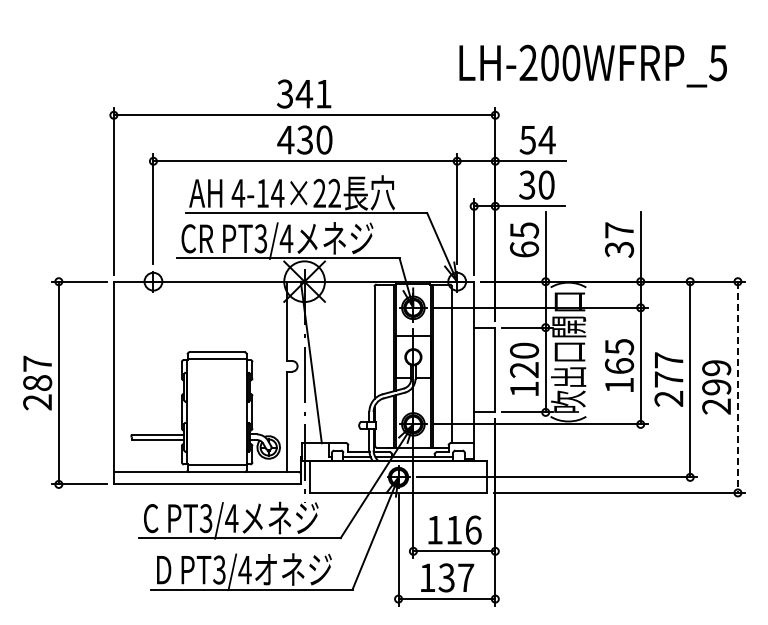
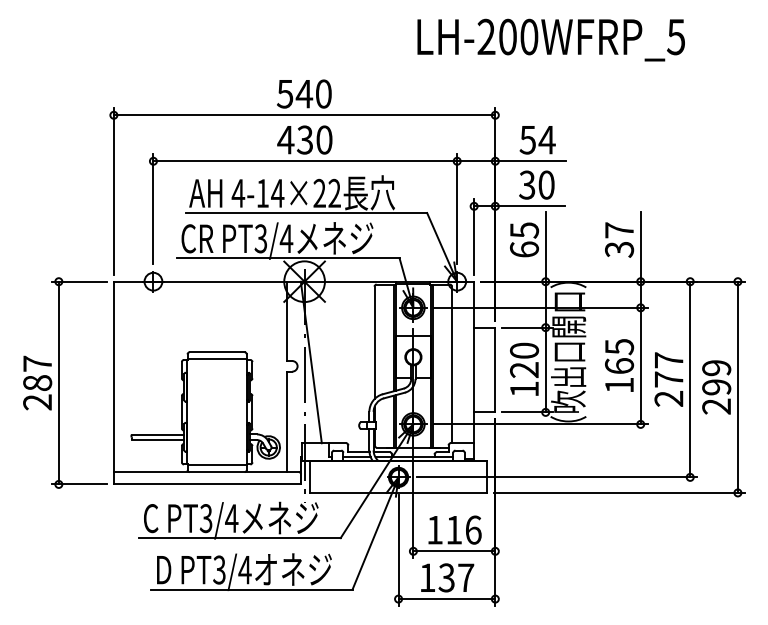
text position: (592, 65) -> (550, 39) (550, 39)
text: 341 -> 540 (304, 93)
line: dashed -> solid (737, 387)
